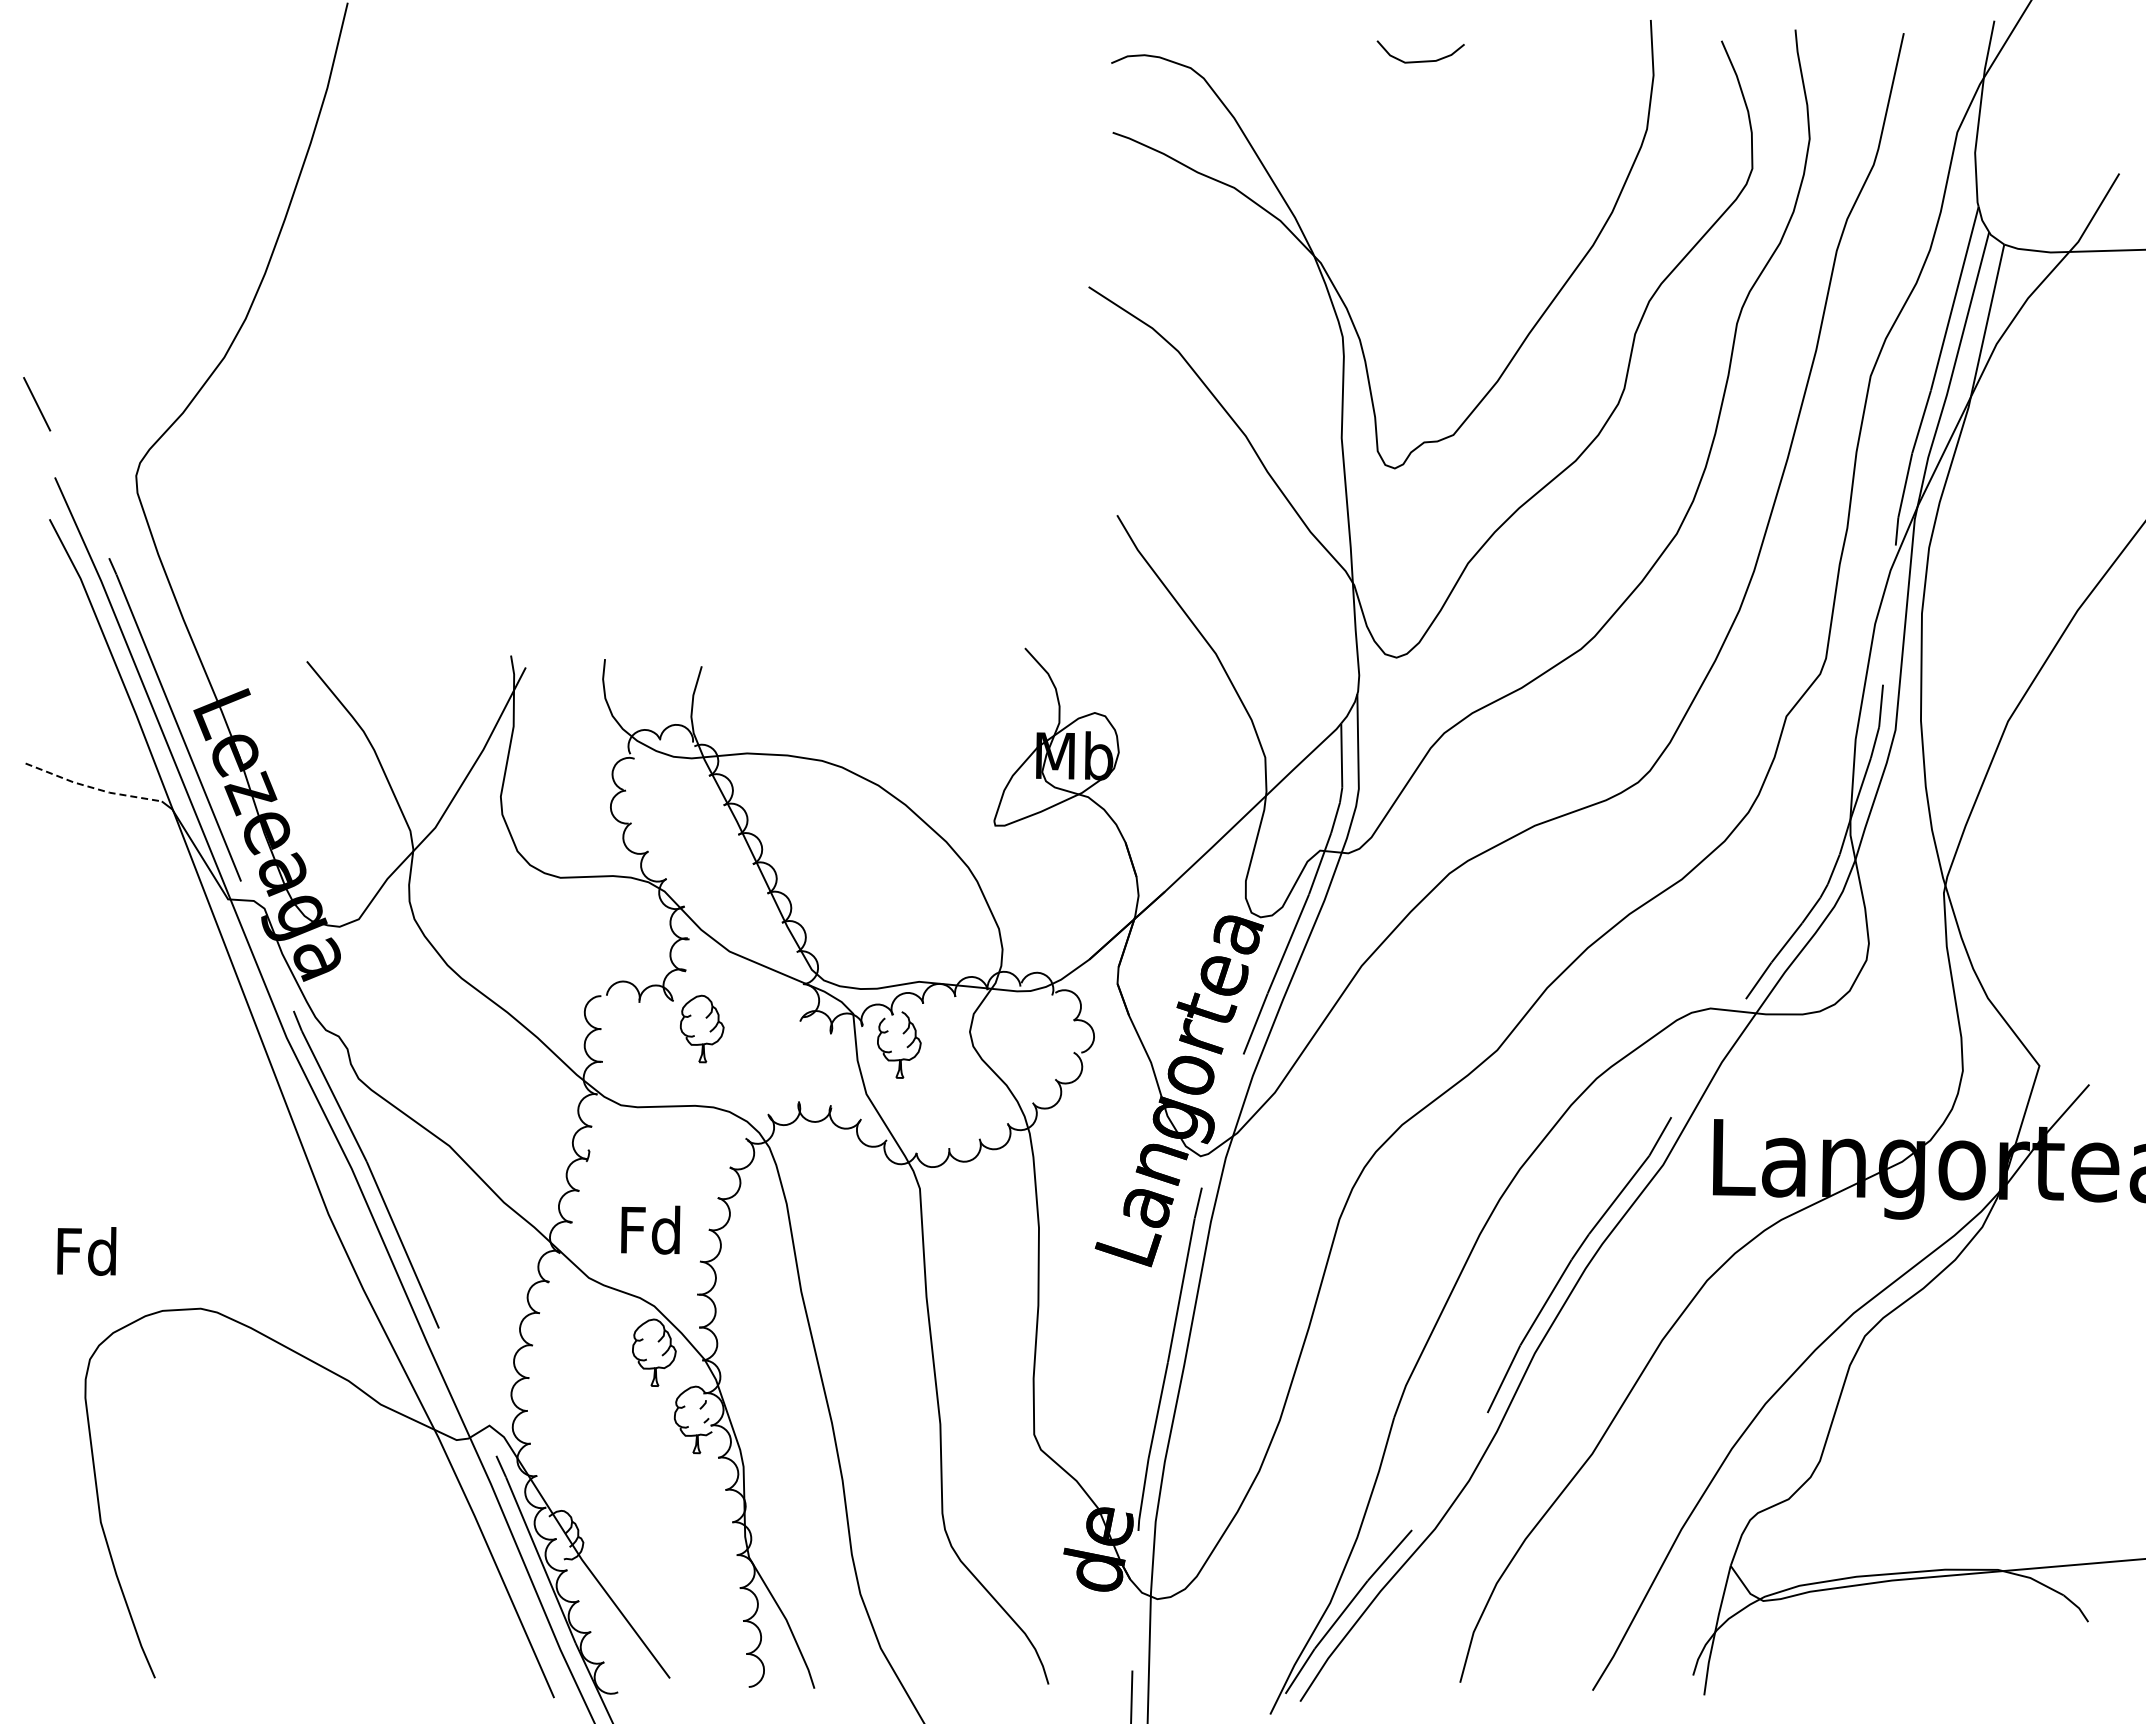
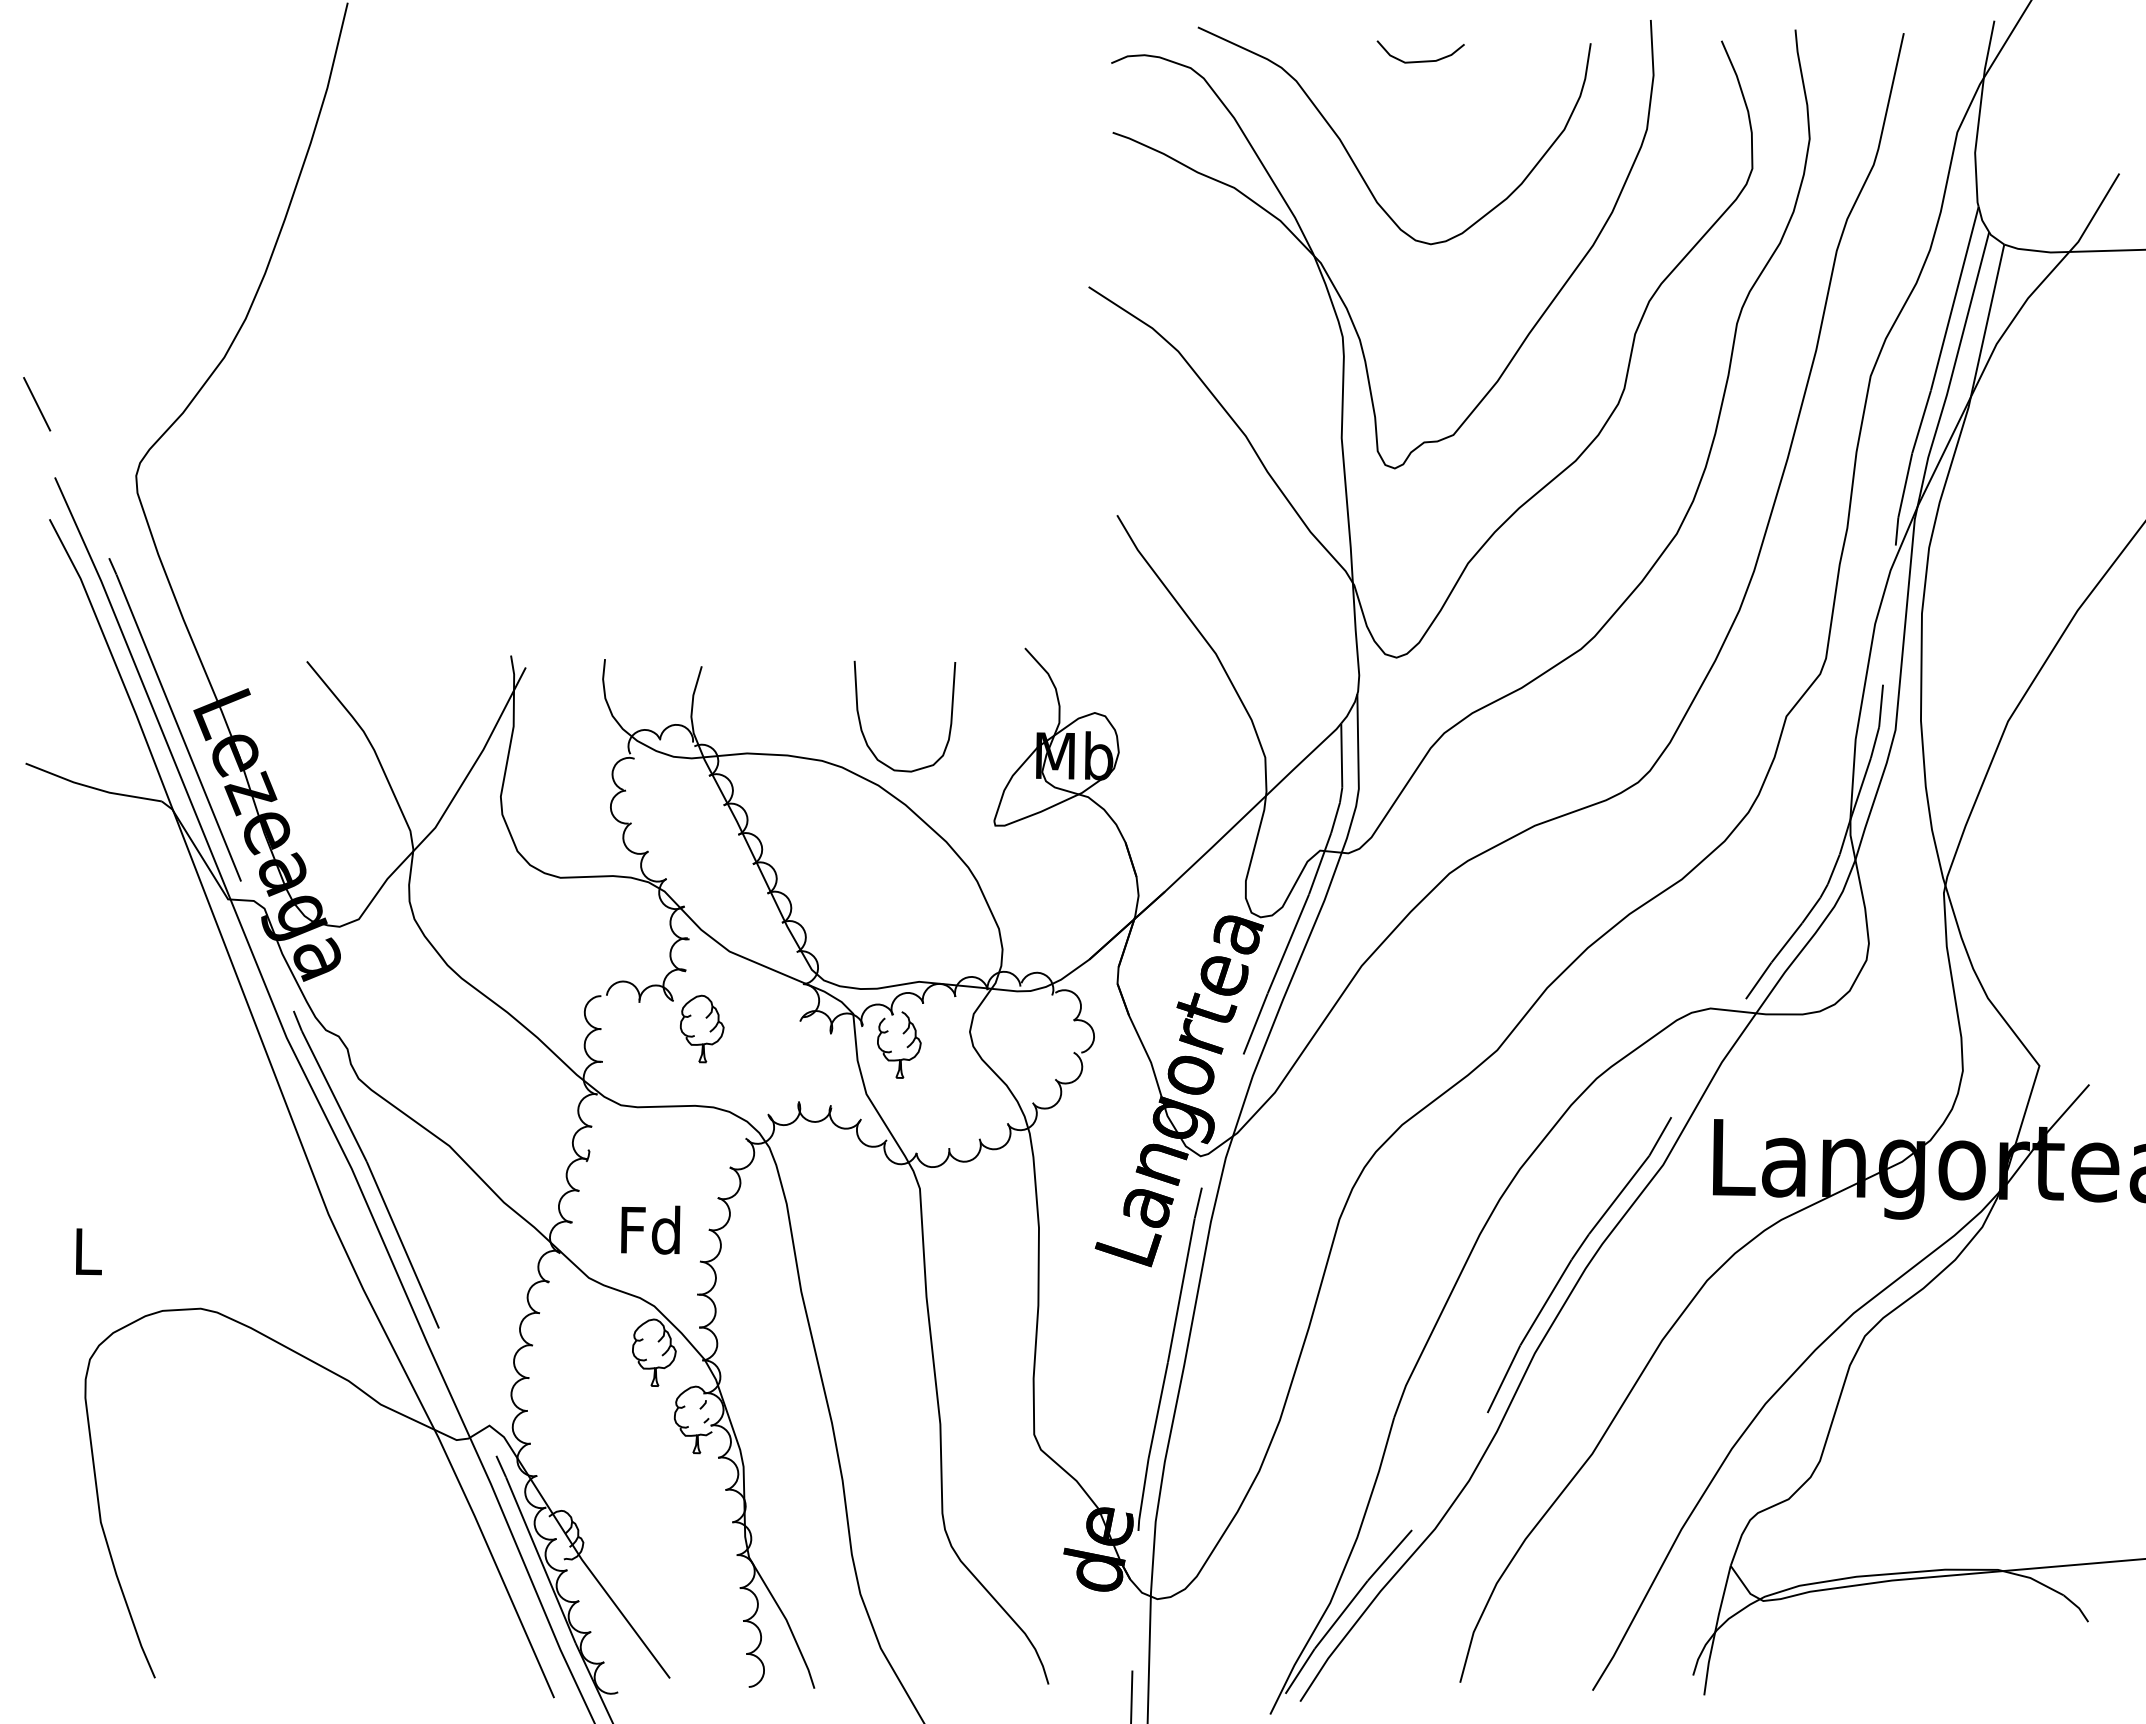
curve: none -> present (1352, 158)
curve: none -> present (861, 724)
line: dashed -> solid (92, 787)
text: Fd -> L (86, 1251)
